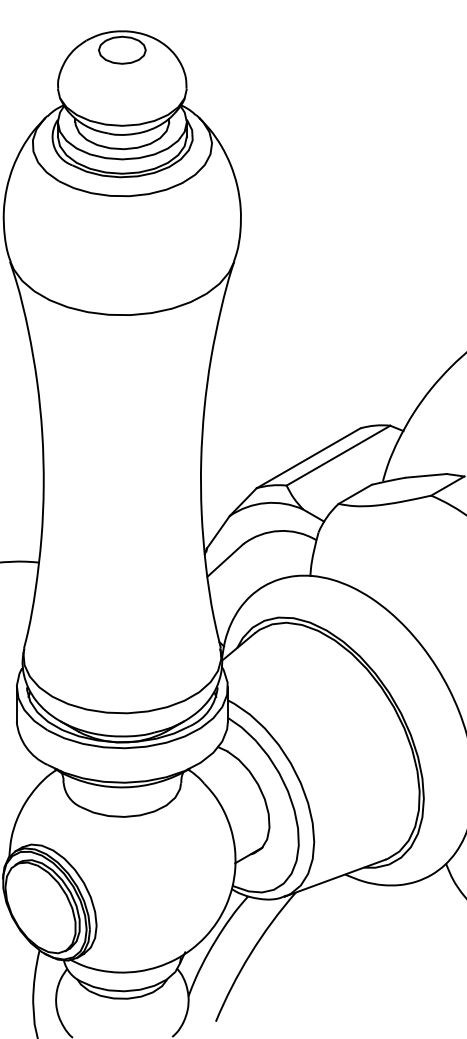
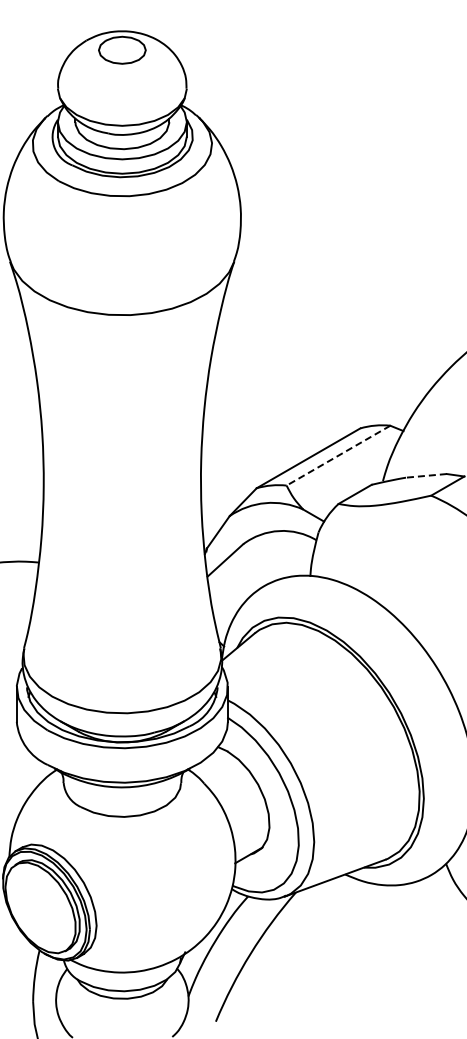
line: solid -> dashed (338, 455)
line: solid -> dashed (425, 475)
